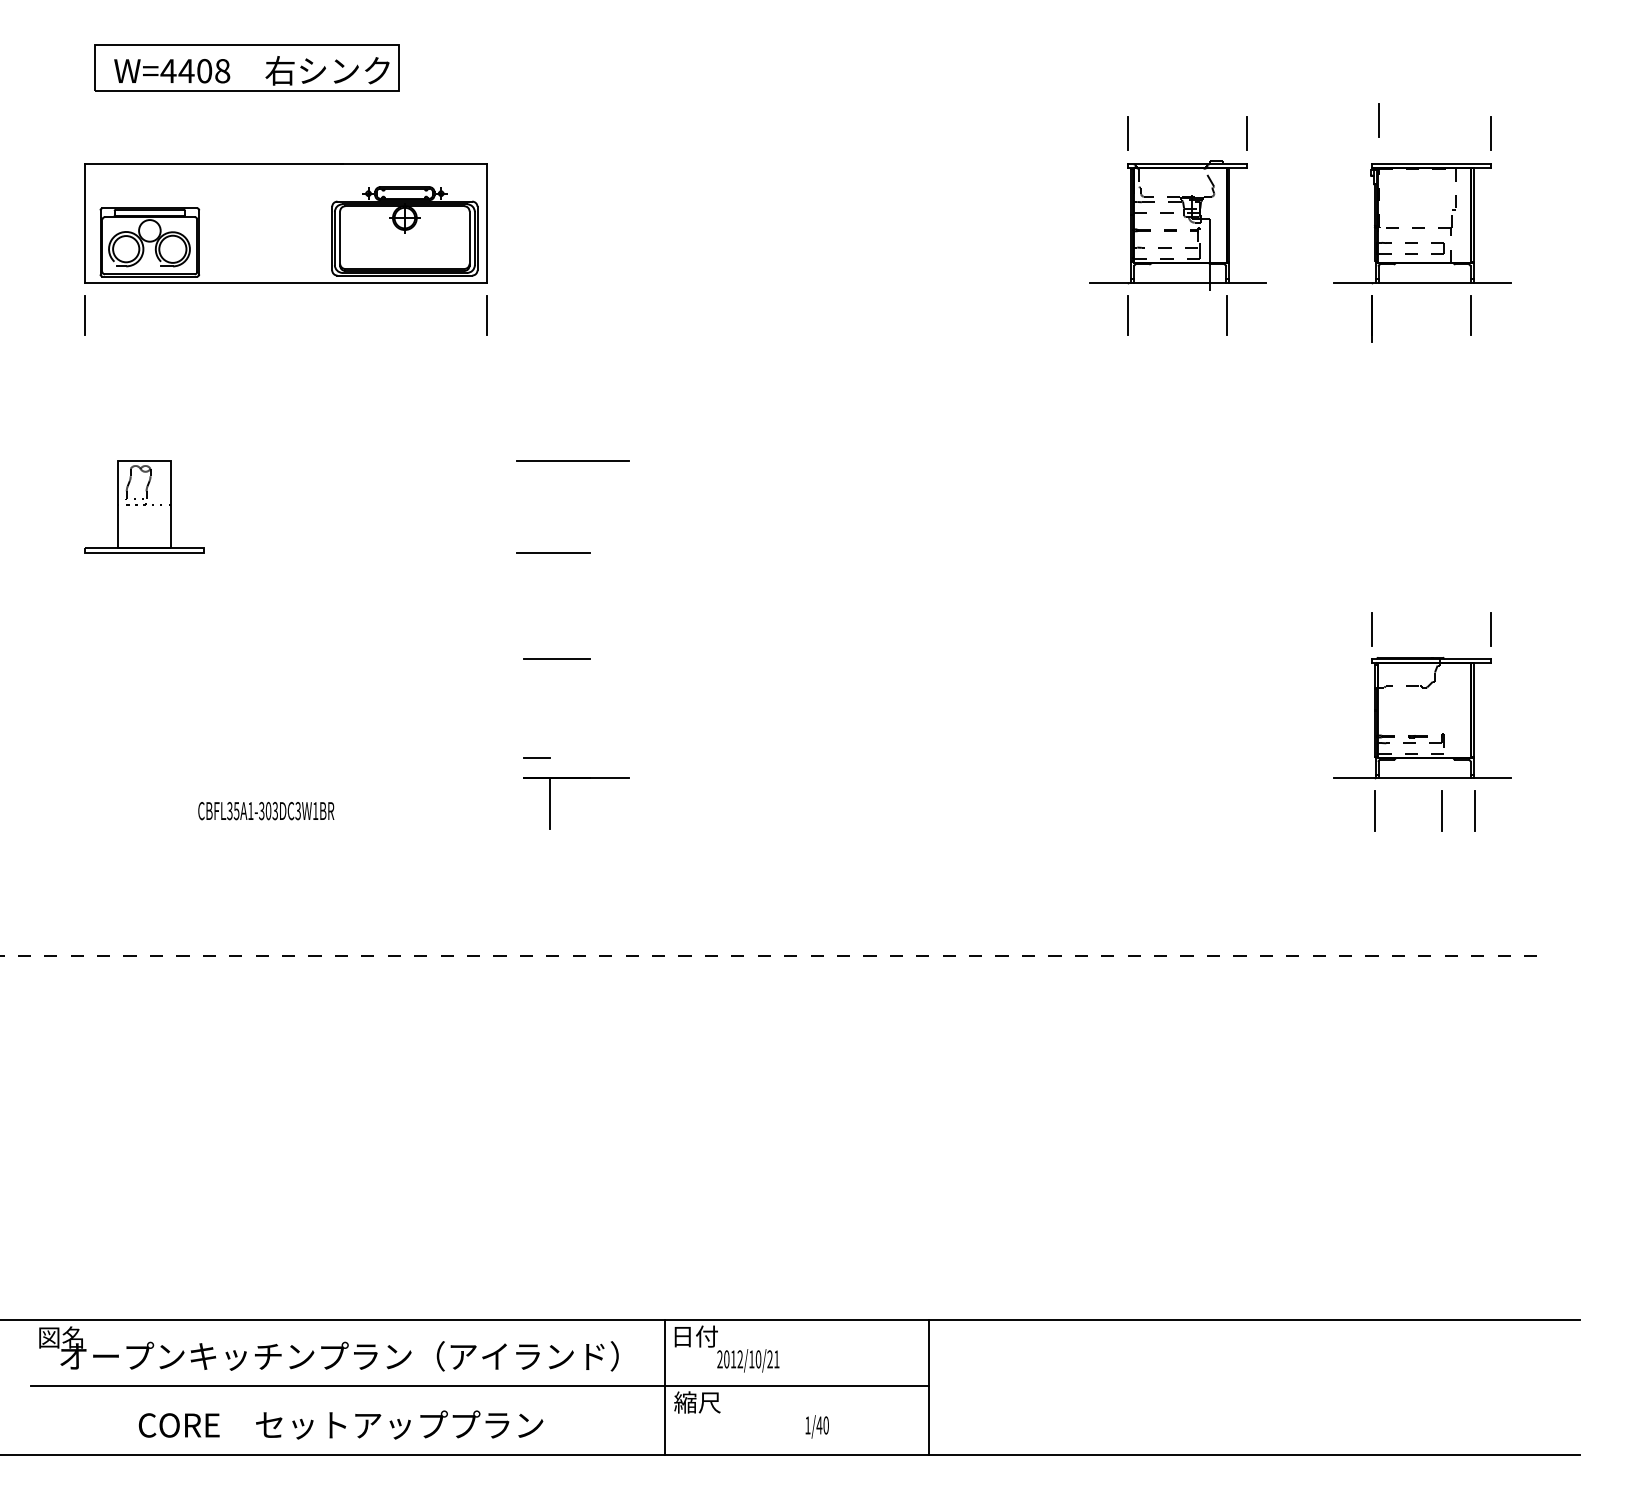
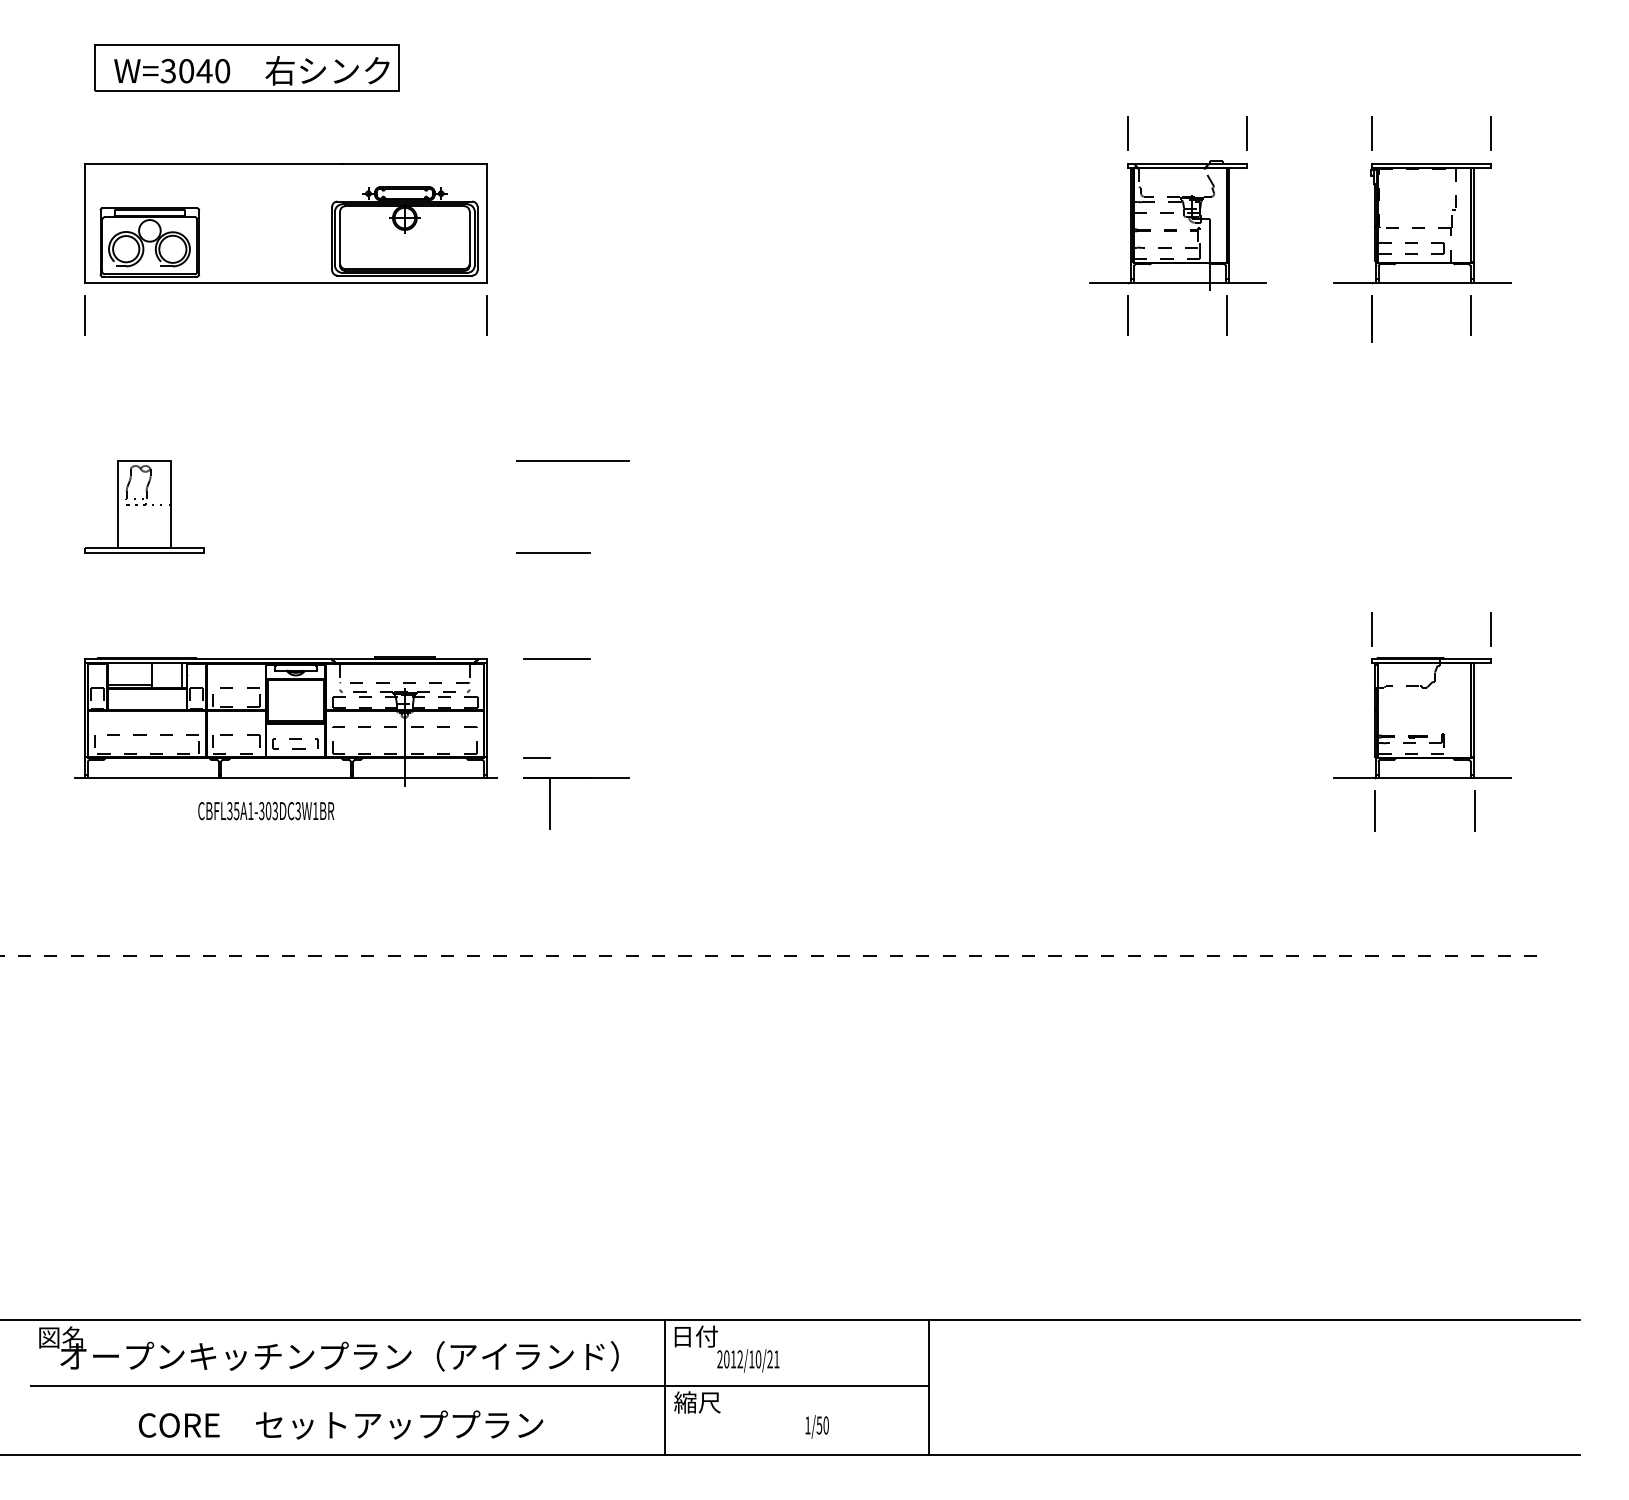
text: W=4408 -> W=3040 (195, 70)
line position: (1378, 120) -> (1371, 133) (1371, 133)
part: none -> present (285, 721)
line: present -> none (1441, 810)
text: 1/40 -> 1/50 (819, 1425)
